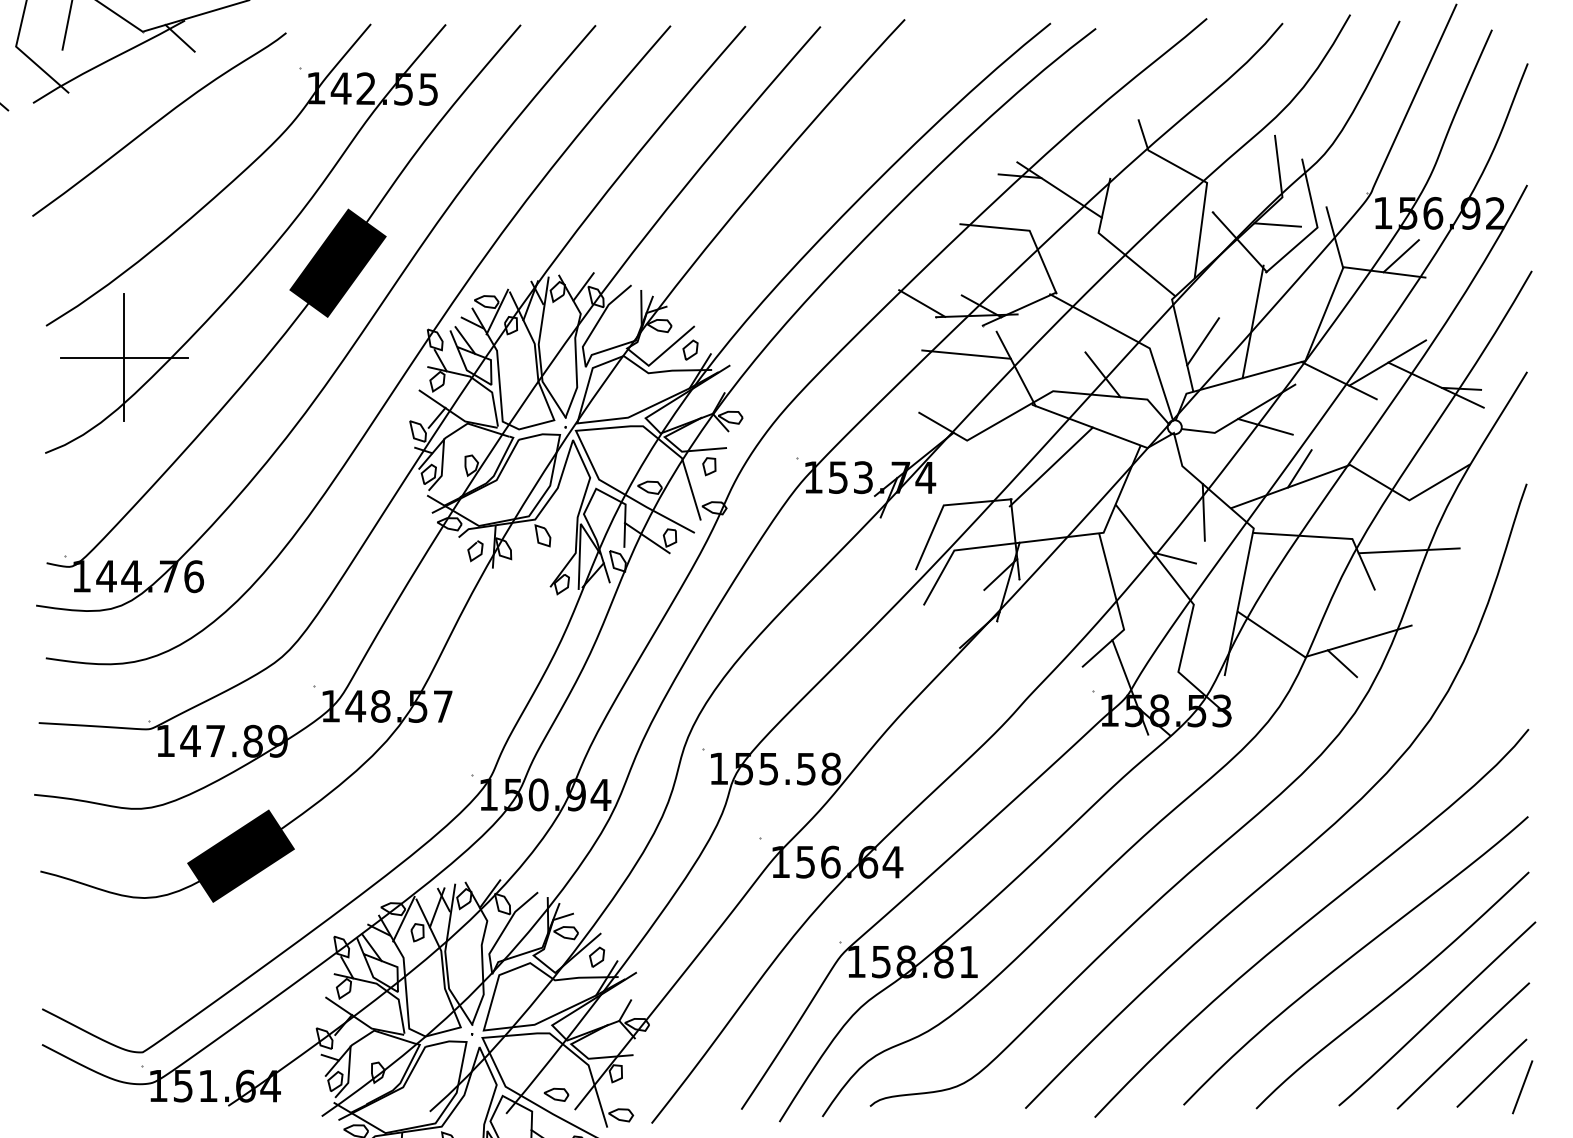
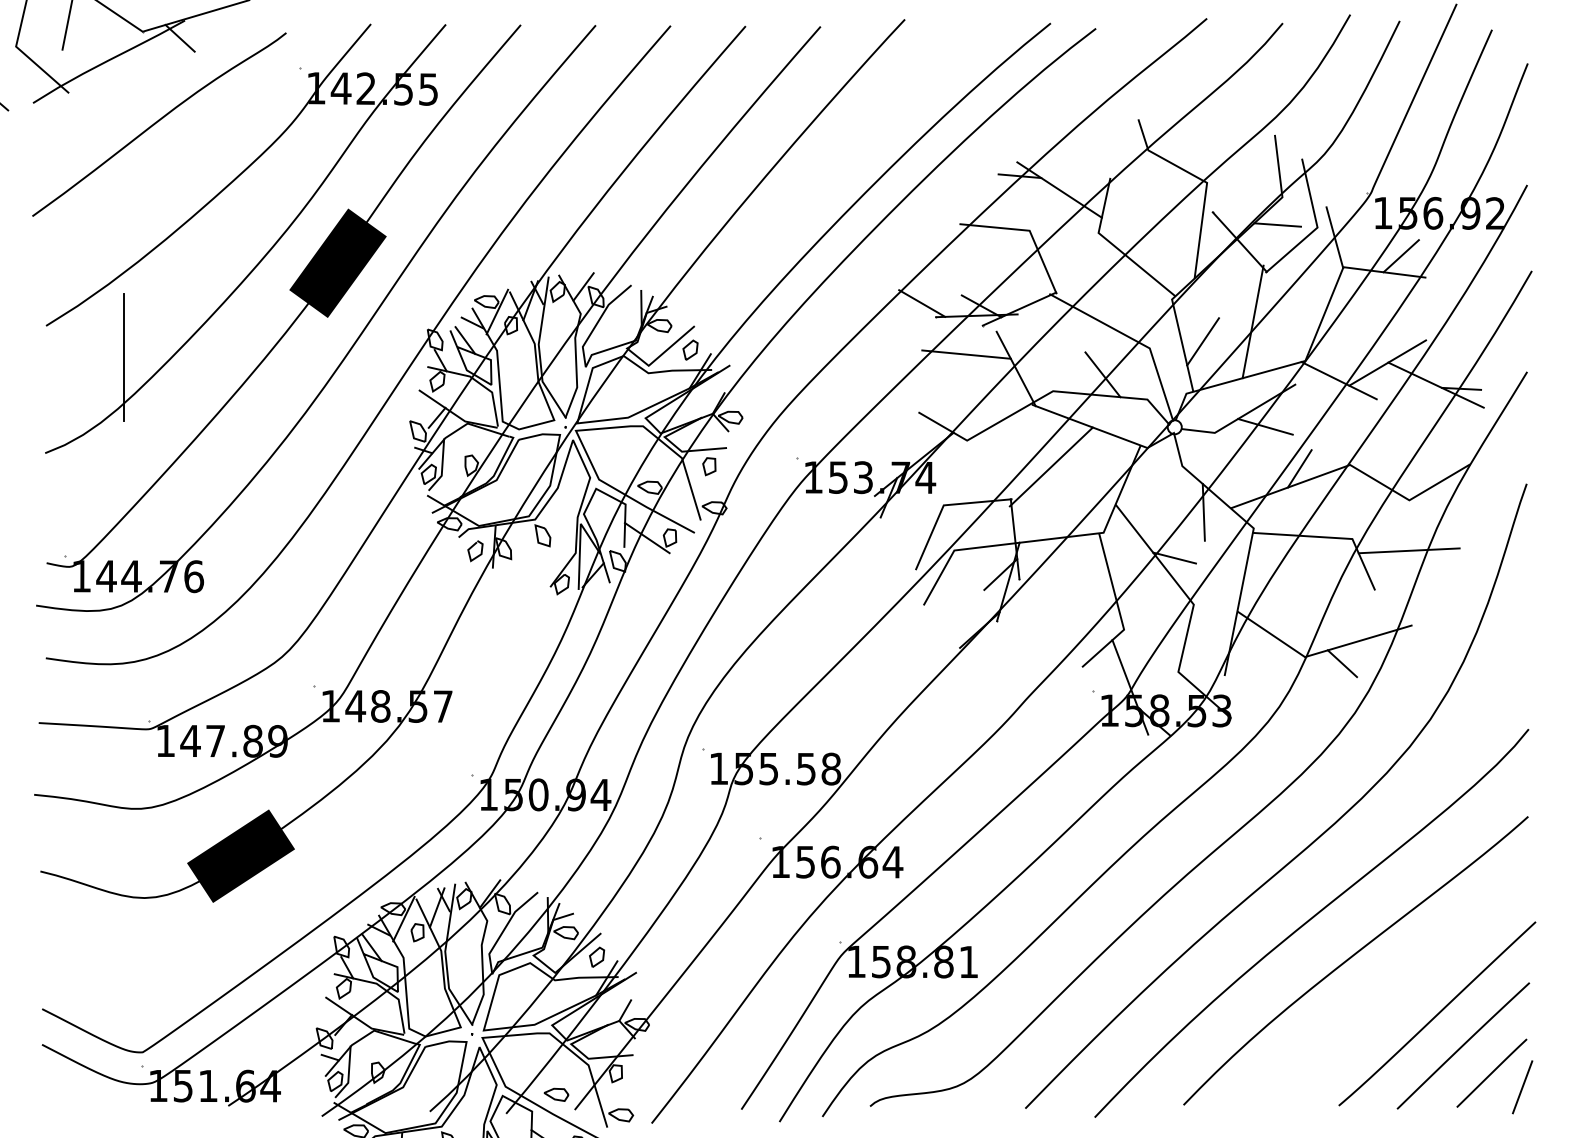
line: present -> none (124, 357)
curve: present -> none (1393, 991)
